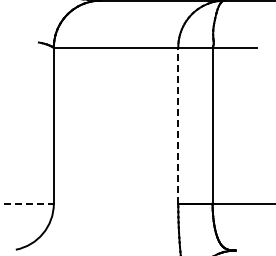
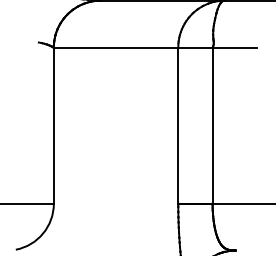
line: dashed -> solid (178, 125)
line: dashed -> solid (26, 203)
